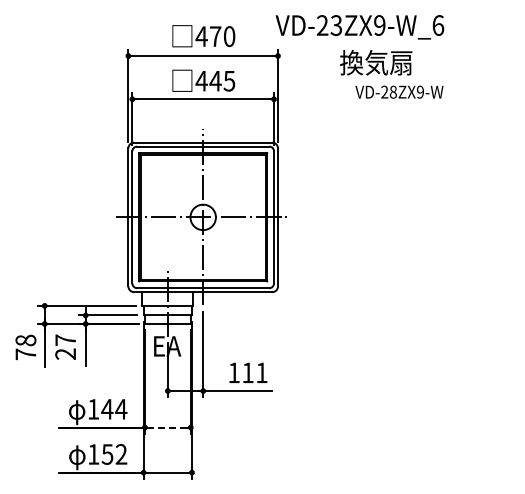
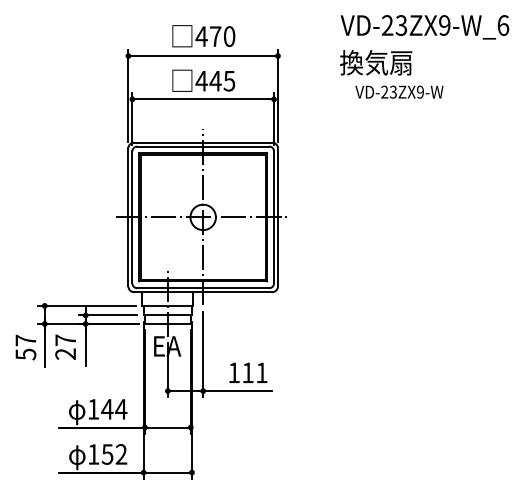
text position: (359, 27) -> (424, 27) (424, 27)
text: VD-28ZX9-W -> VD-23ZX9-W (392, 91)
text: 78 -> 57 (25, 347)
line: dashed -> solid (167, 427)
